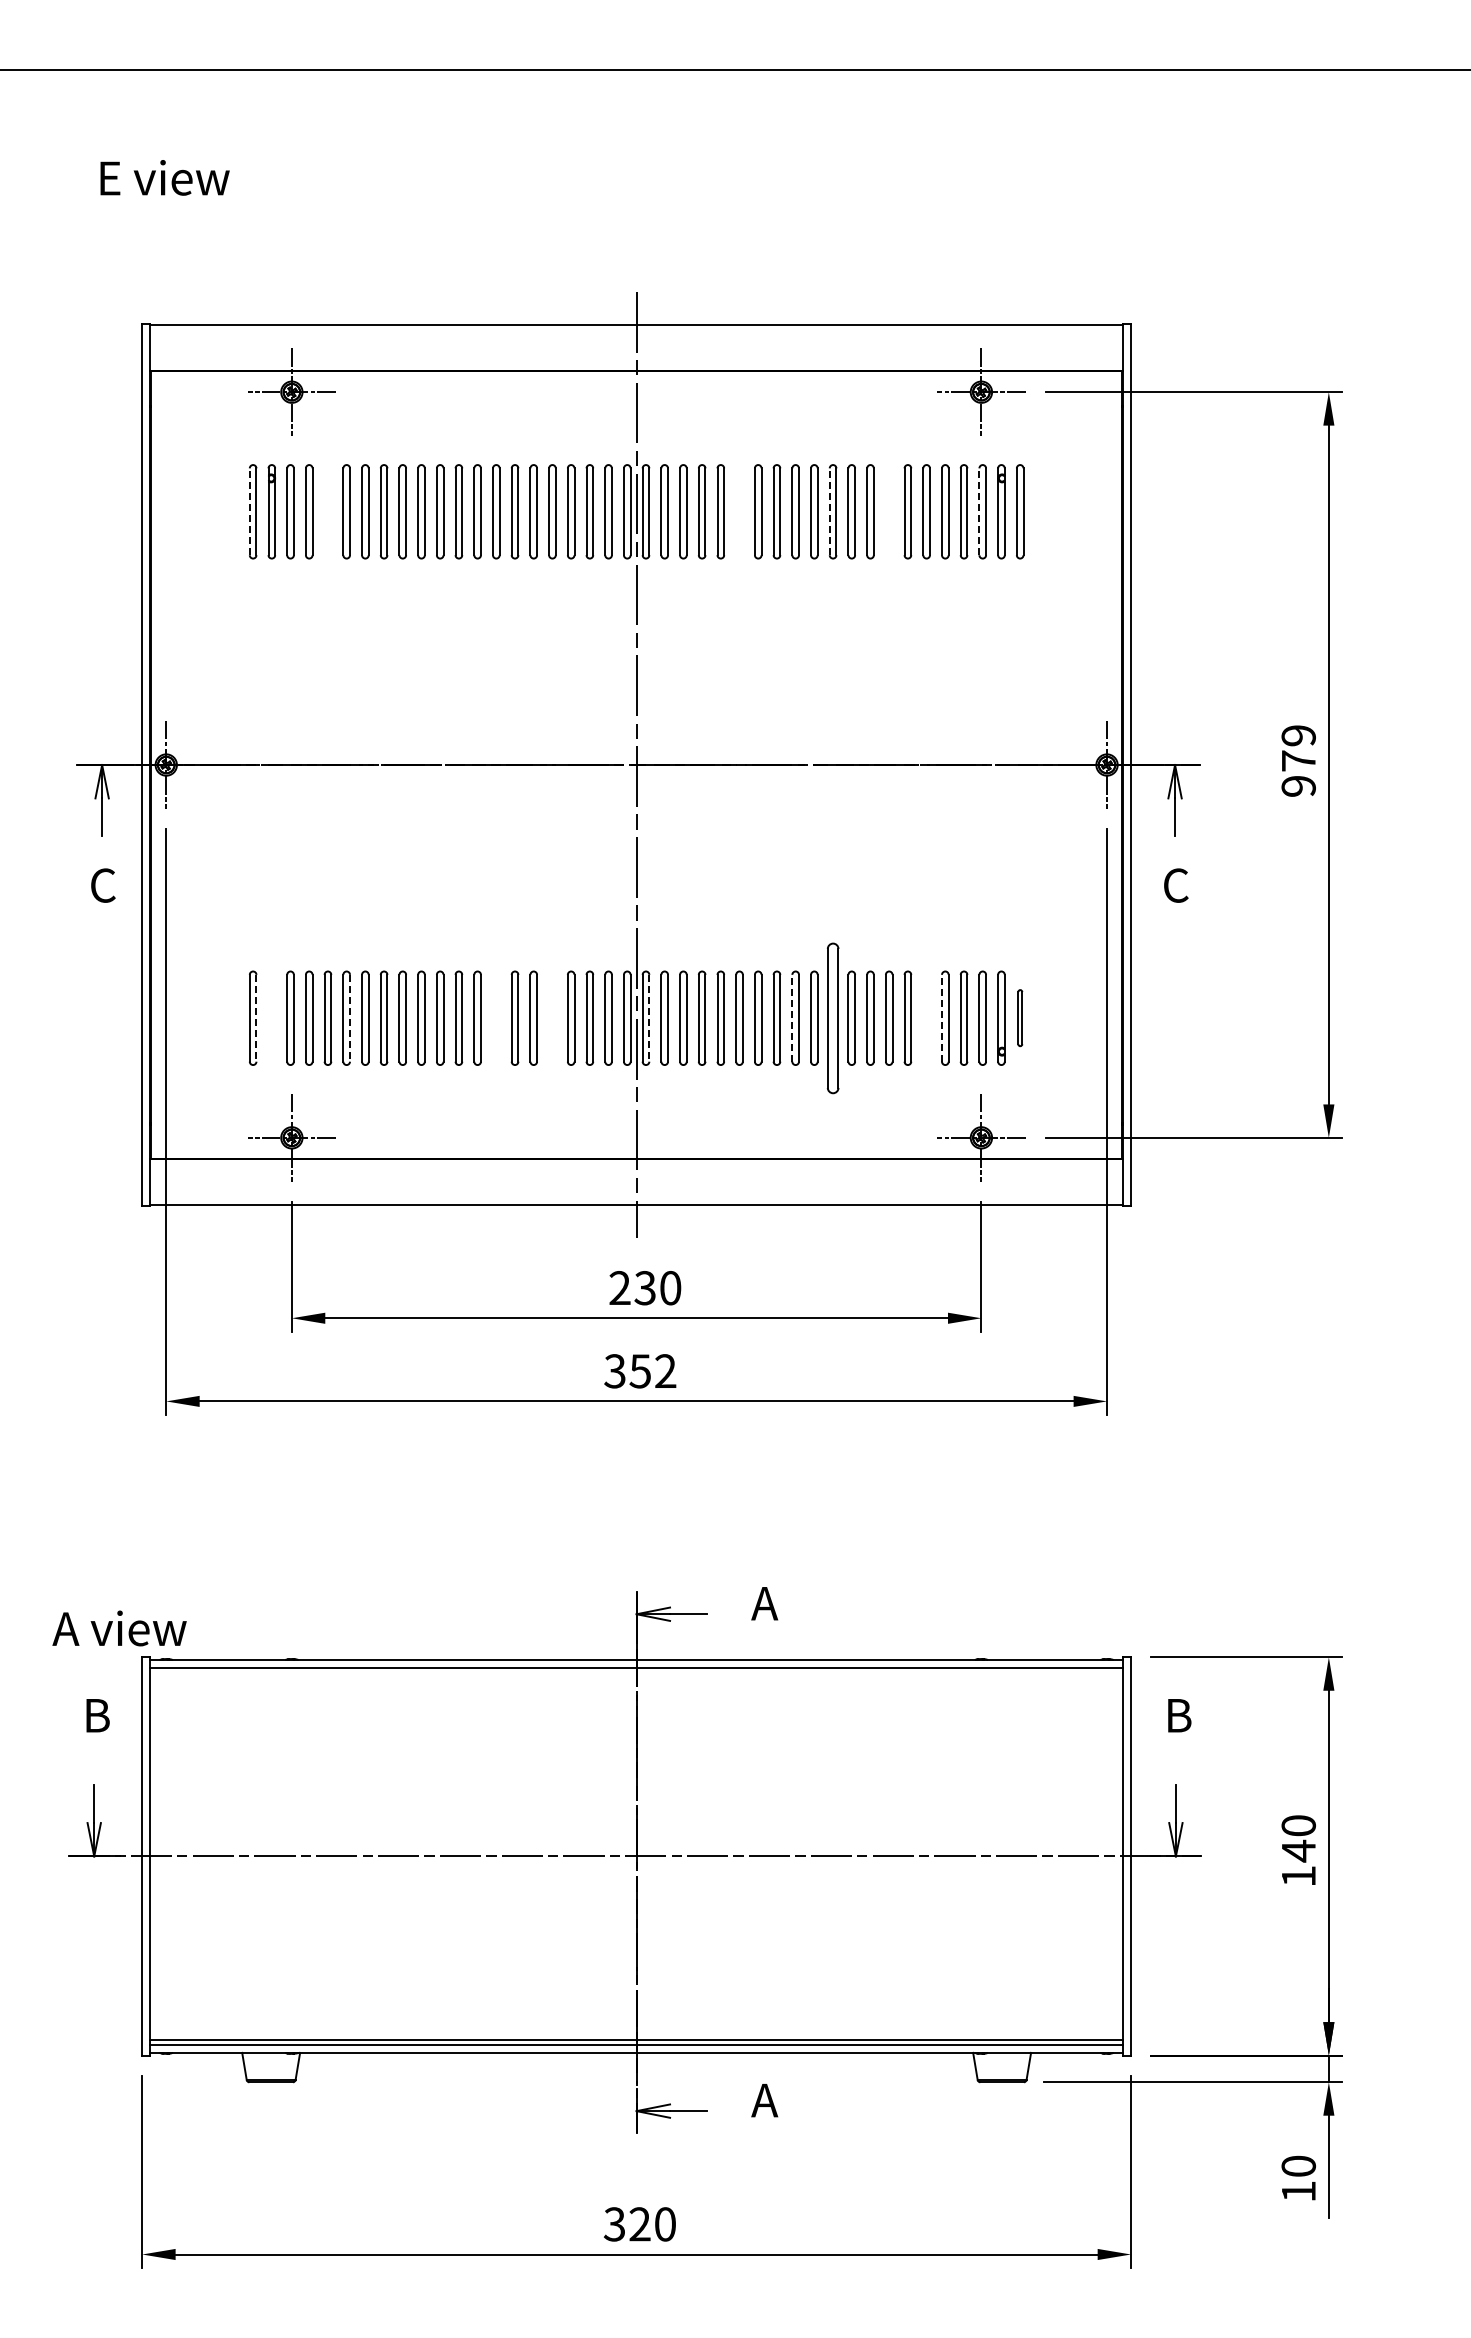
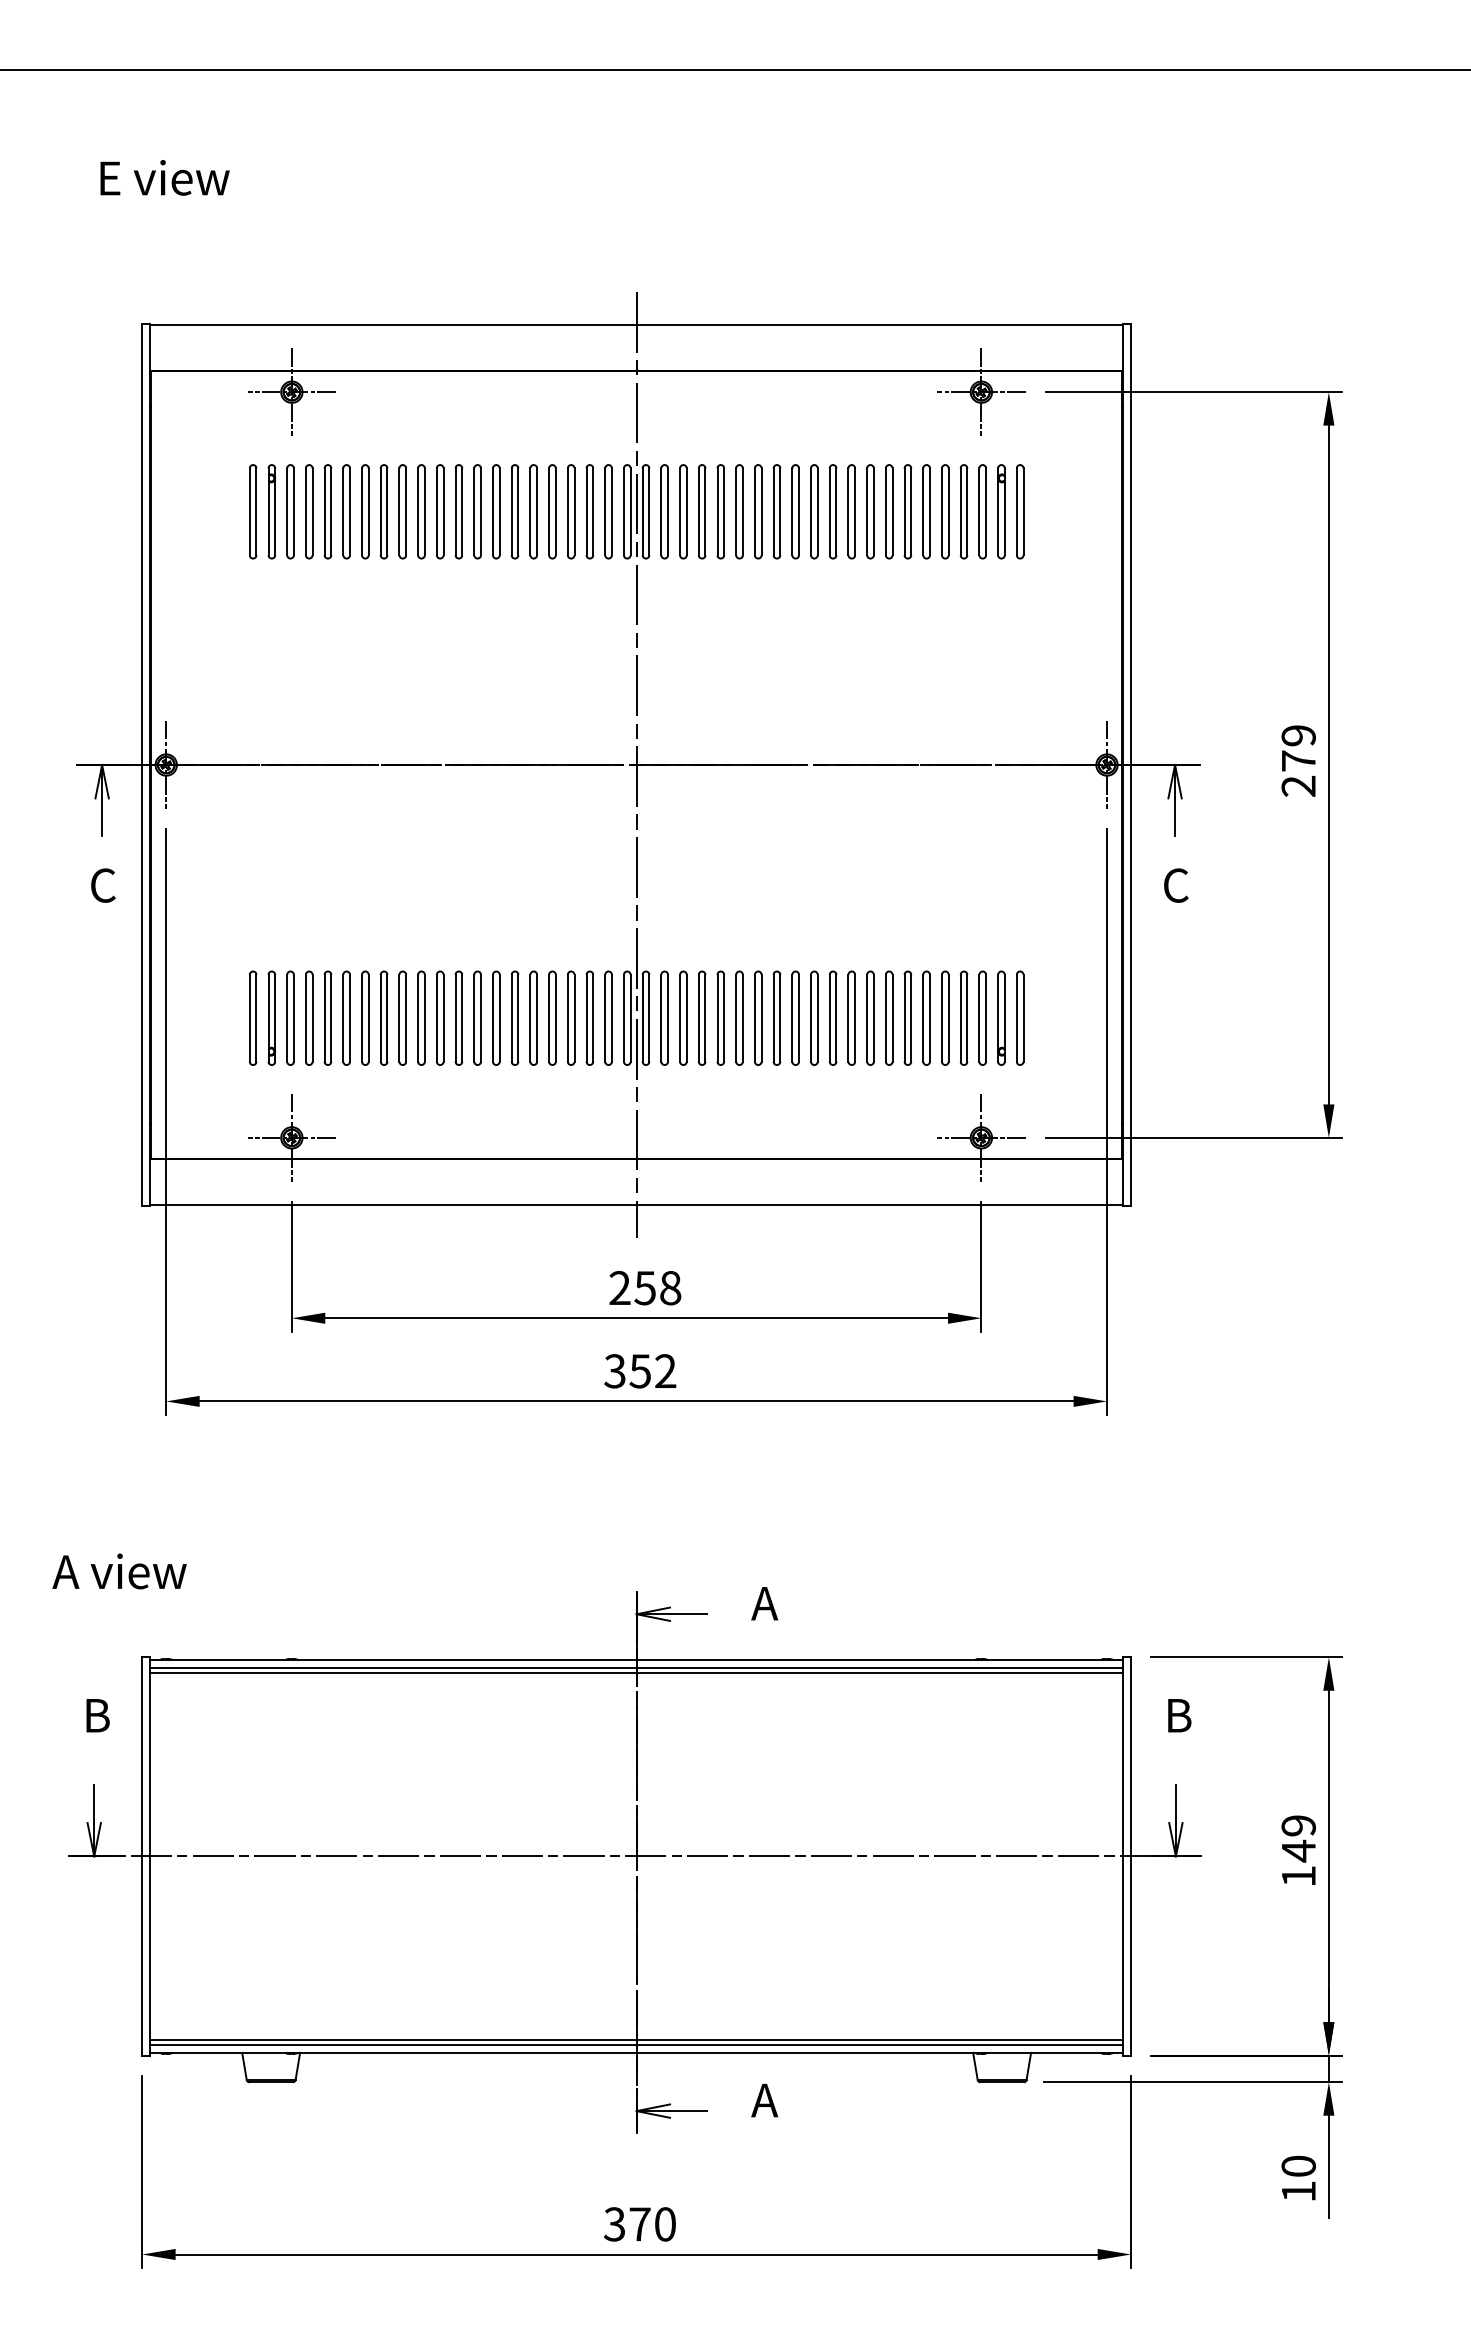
line: dashed -> solid (249, 511)
part: none -> present (327, 511)
part: none -> present (739, 511)
line: dashed -> solid (829, 511)
part: none -> present (889, 511)
line: dashed -> solid (979, 511)
text: 979 -> 279 (1298, 786)
part: none -> present (271, 1017)
part: none -> present (496, 1017)
part: none -> present (552, 1017)
line: dashed -> solid (792, 1017)
part: none -> present (926, 1017)
line: dashed -> solid (941, 1017)
line: dashed -> solid (256, 1018)
line: dashed -> solid (350, 1018)
line: dashed -> solid (649, 1018)
part size: 14x153 px -> 10x96 px (832, 1017)
part size: 7x59 px -> 9x96 px (1020, 1017)
text: 230 -> 258 (657, 1288)
text position: (119, 1628) -> (119, 1571) (119, 1571)
line: none -> present (636, 1673)
text: 140 -> 149 (1298, 1825)
text: 320 -> 370 (639, 2224)
